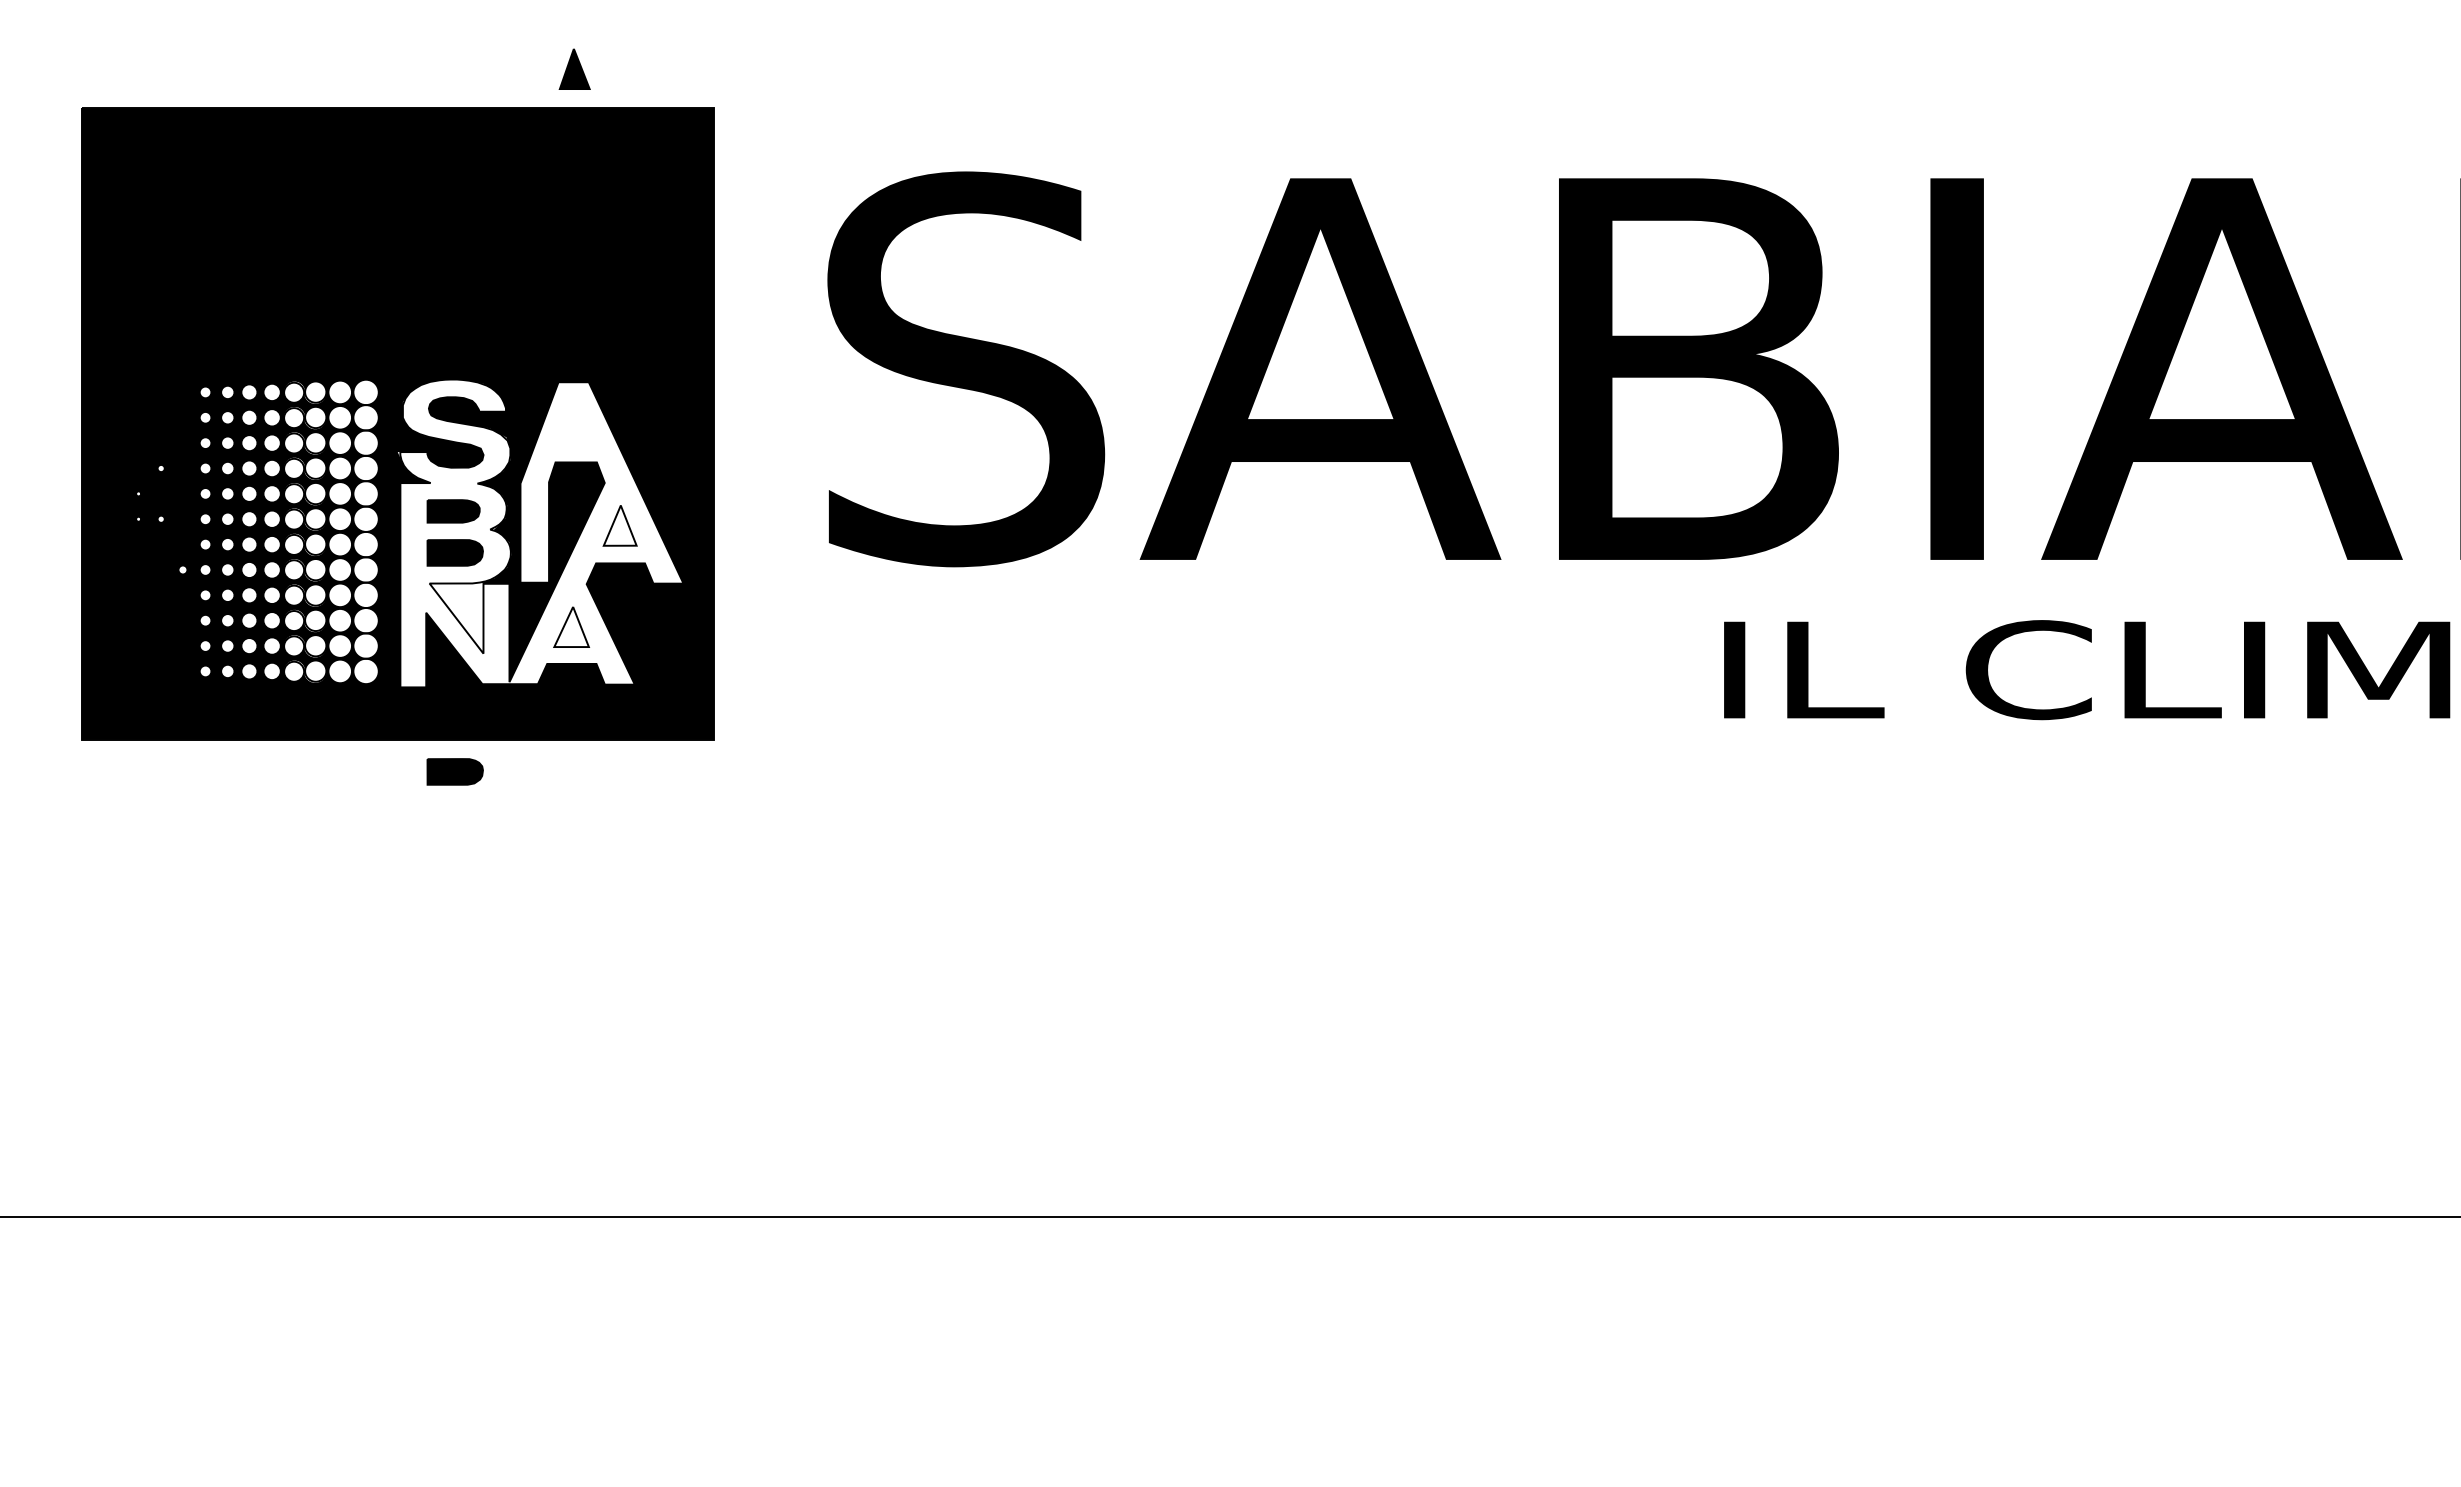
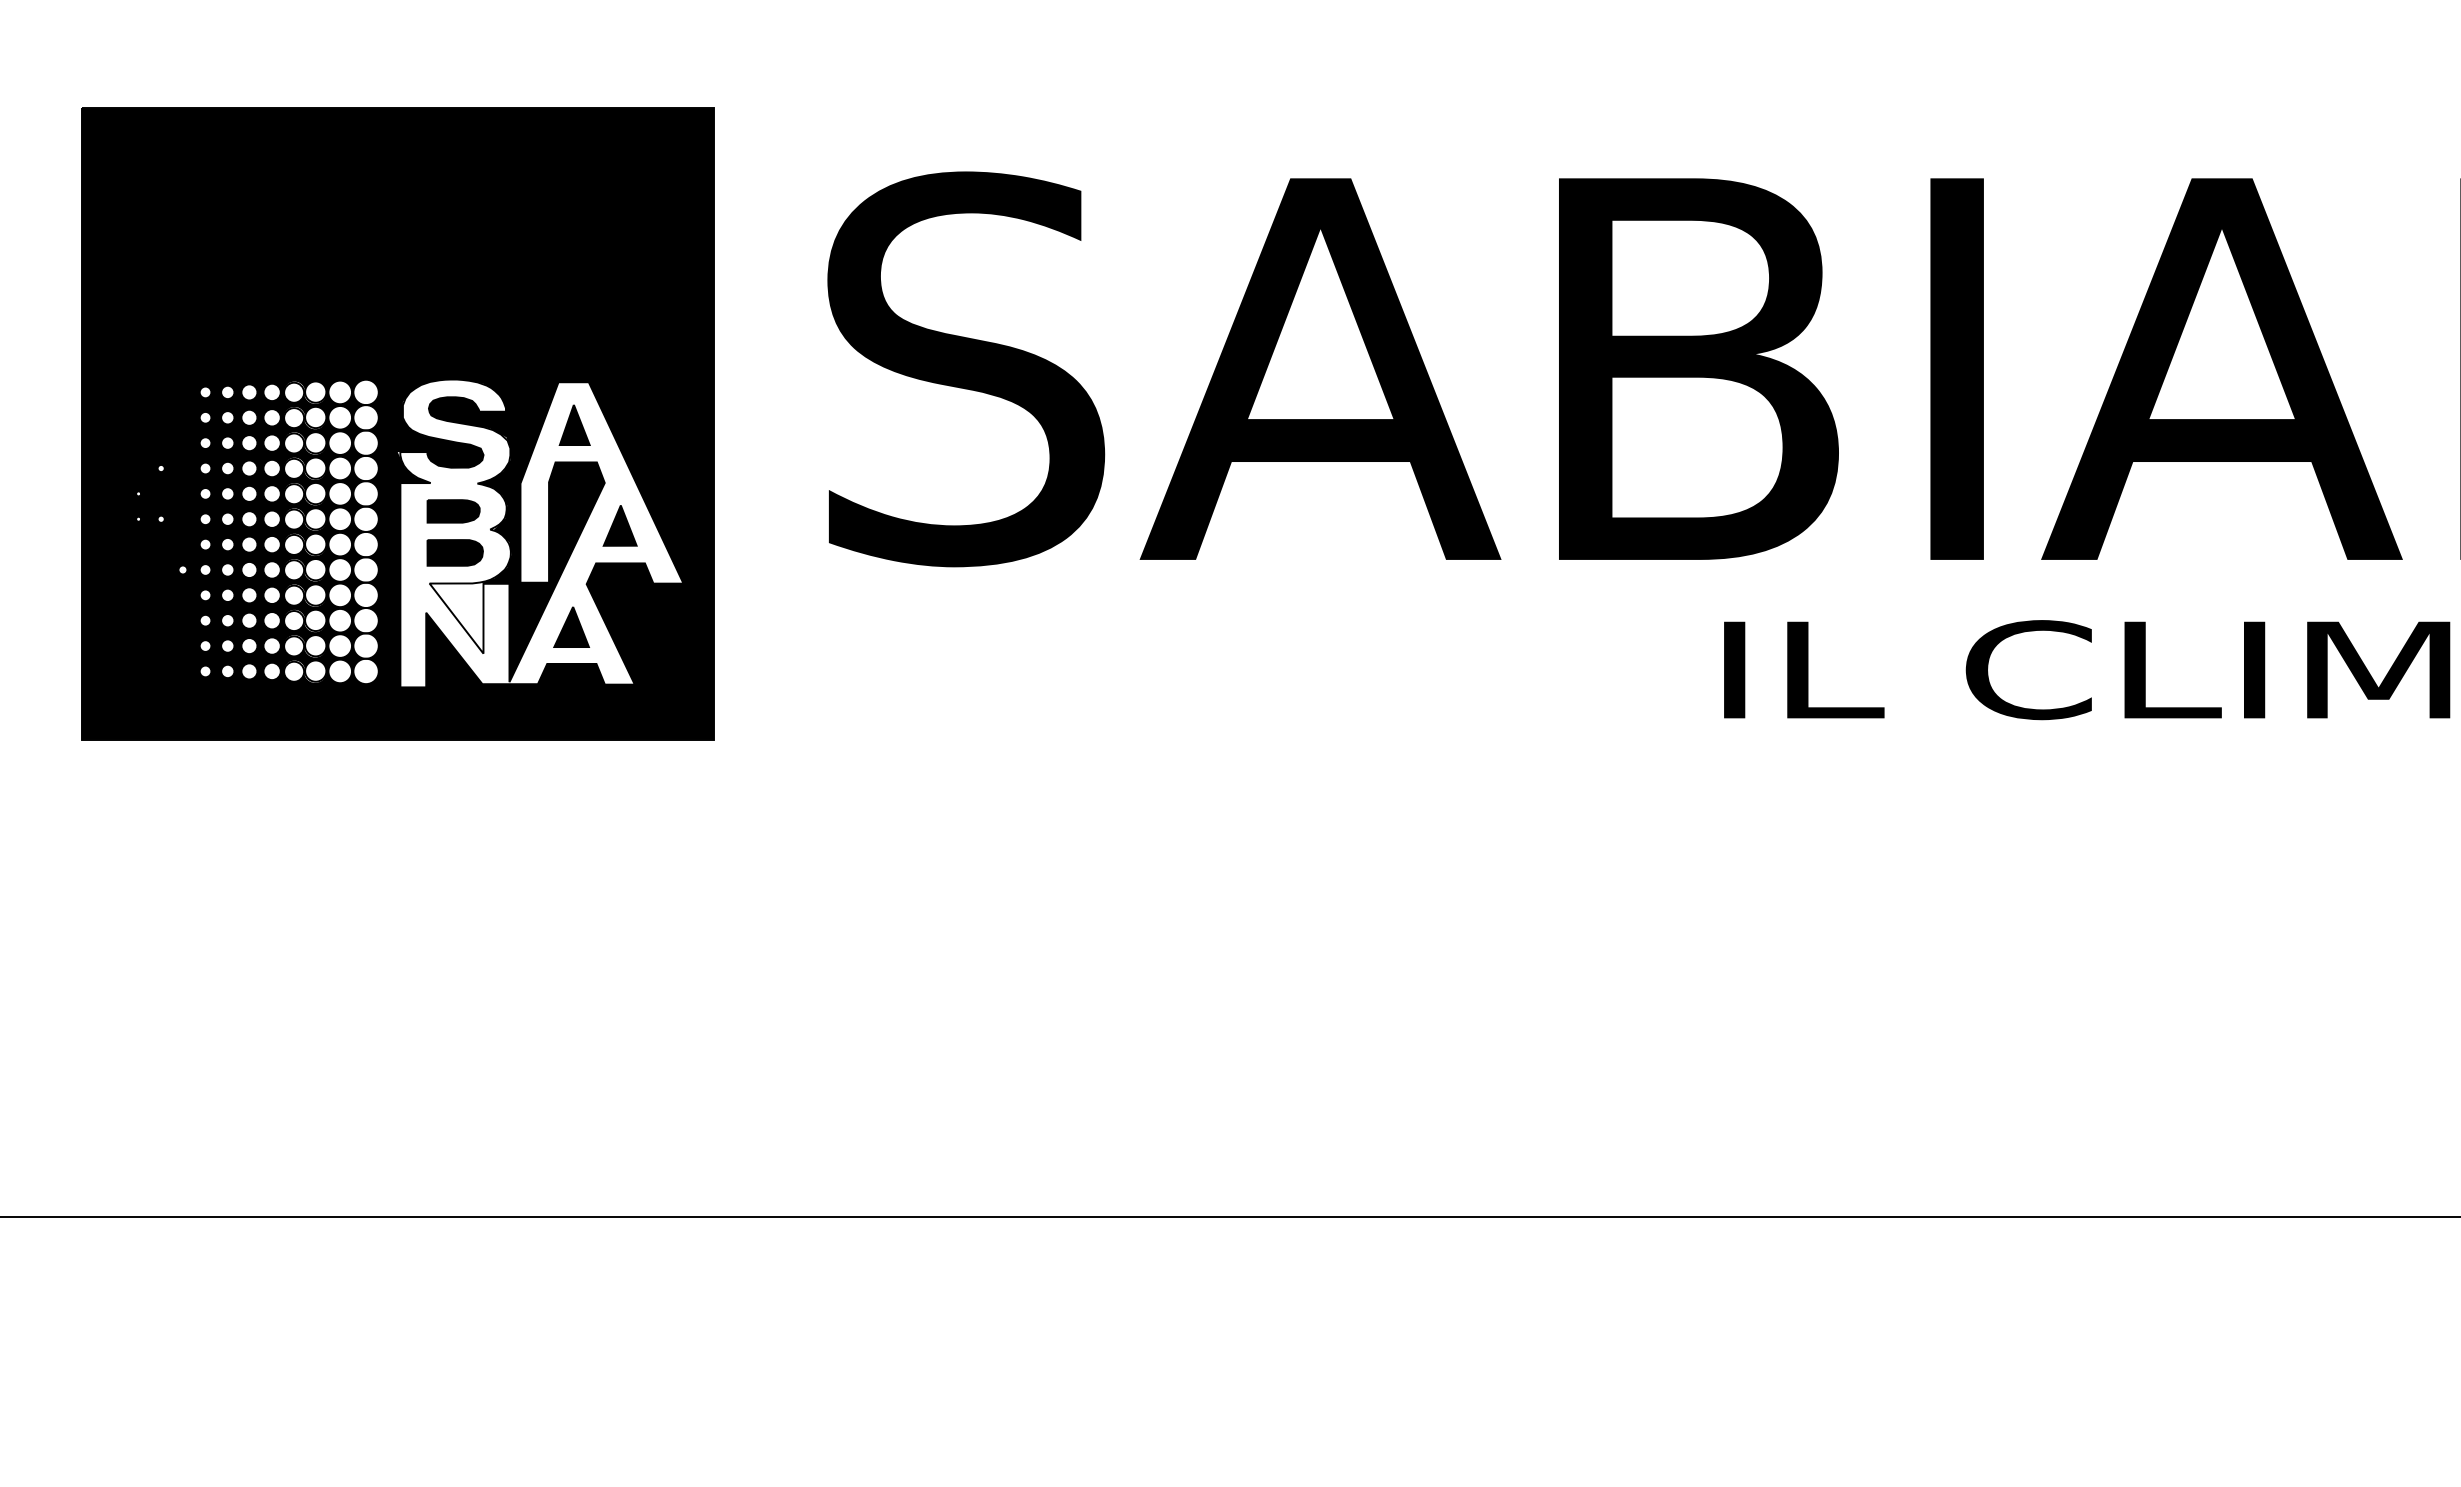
part position: (574, 68) -> (574, 424) (574, 424)
fill: none -> present (619, 525)
fill: none -> present (571, 626)
part: present -> none (454, 771)
